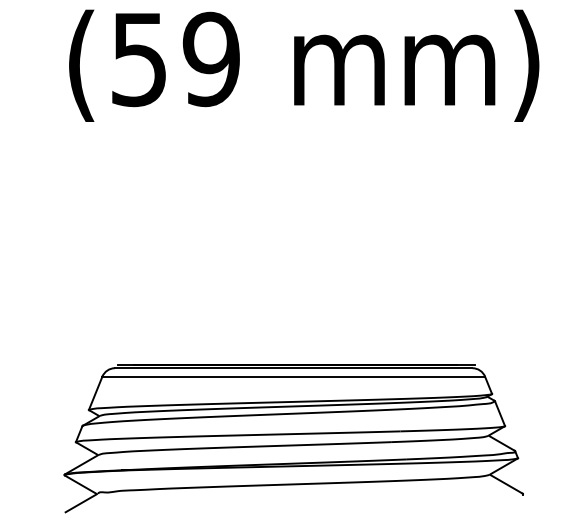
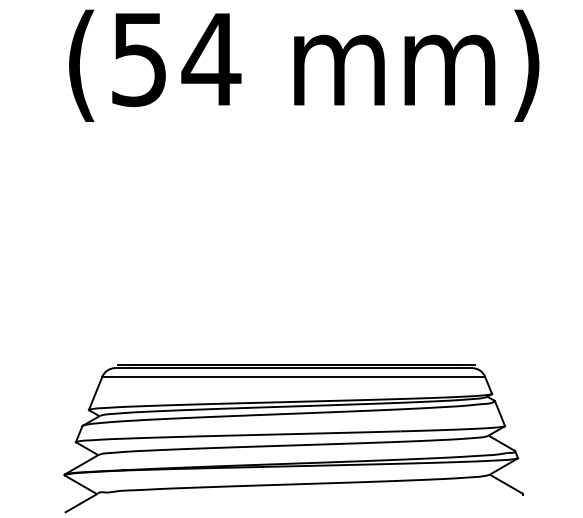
text: (59 -> (54 (211, 59)
